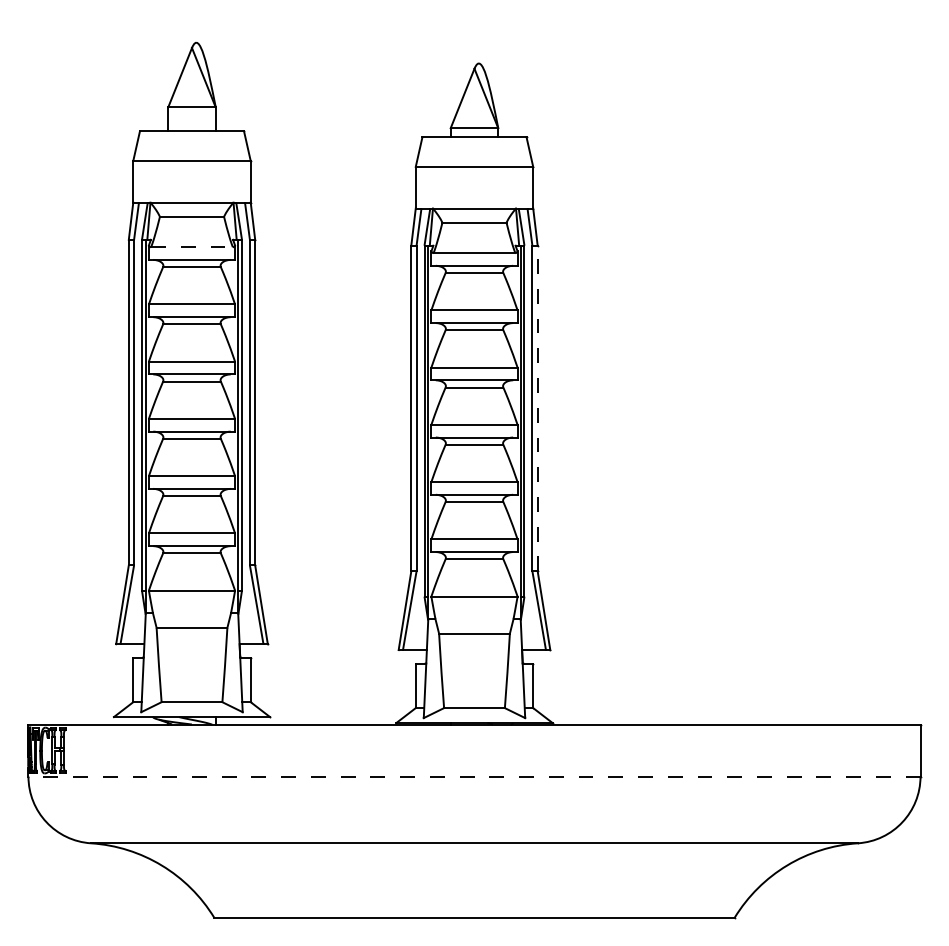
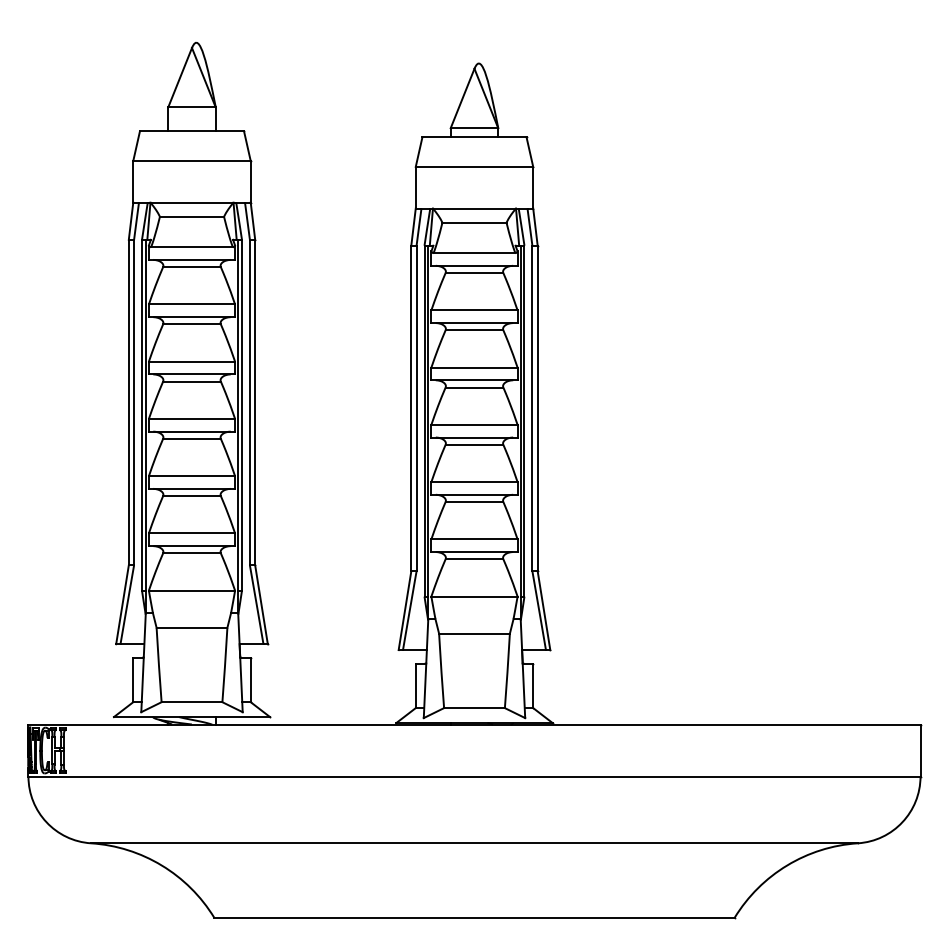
line: dashed -> solid (192, 247)
line: dashed -> solid (537, 408)
line: dashed -> solid (474, 776)
